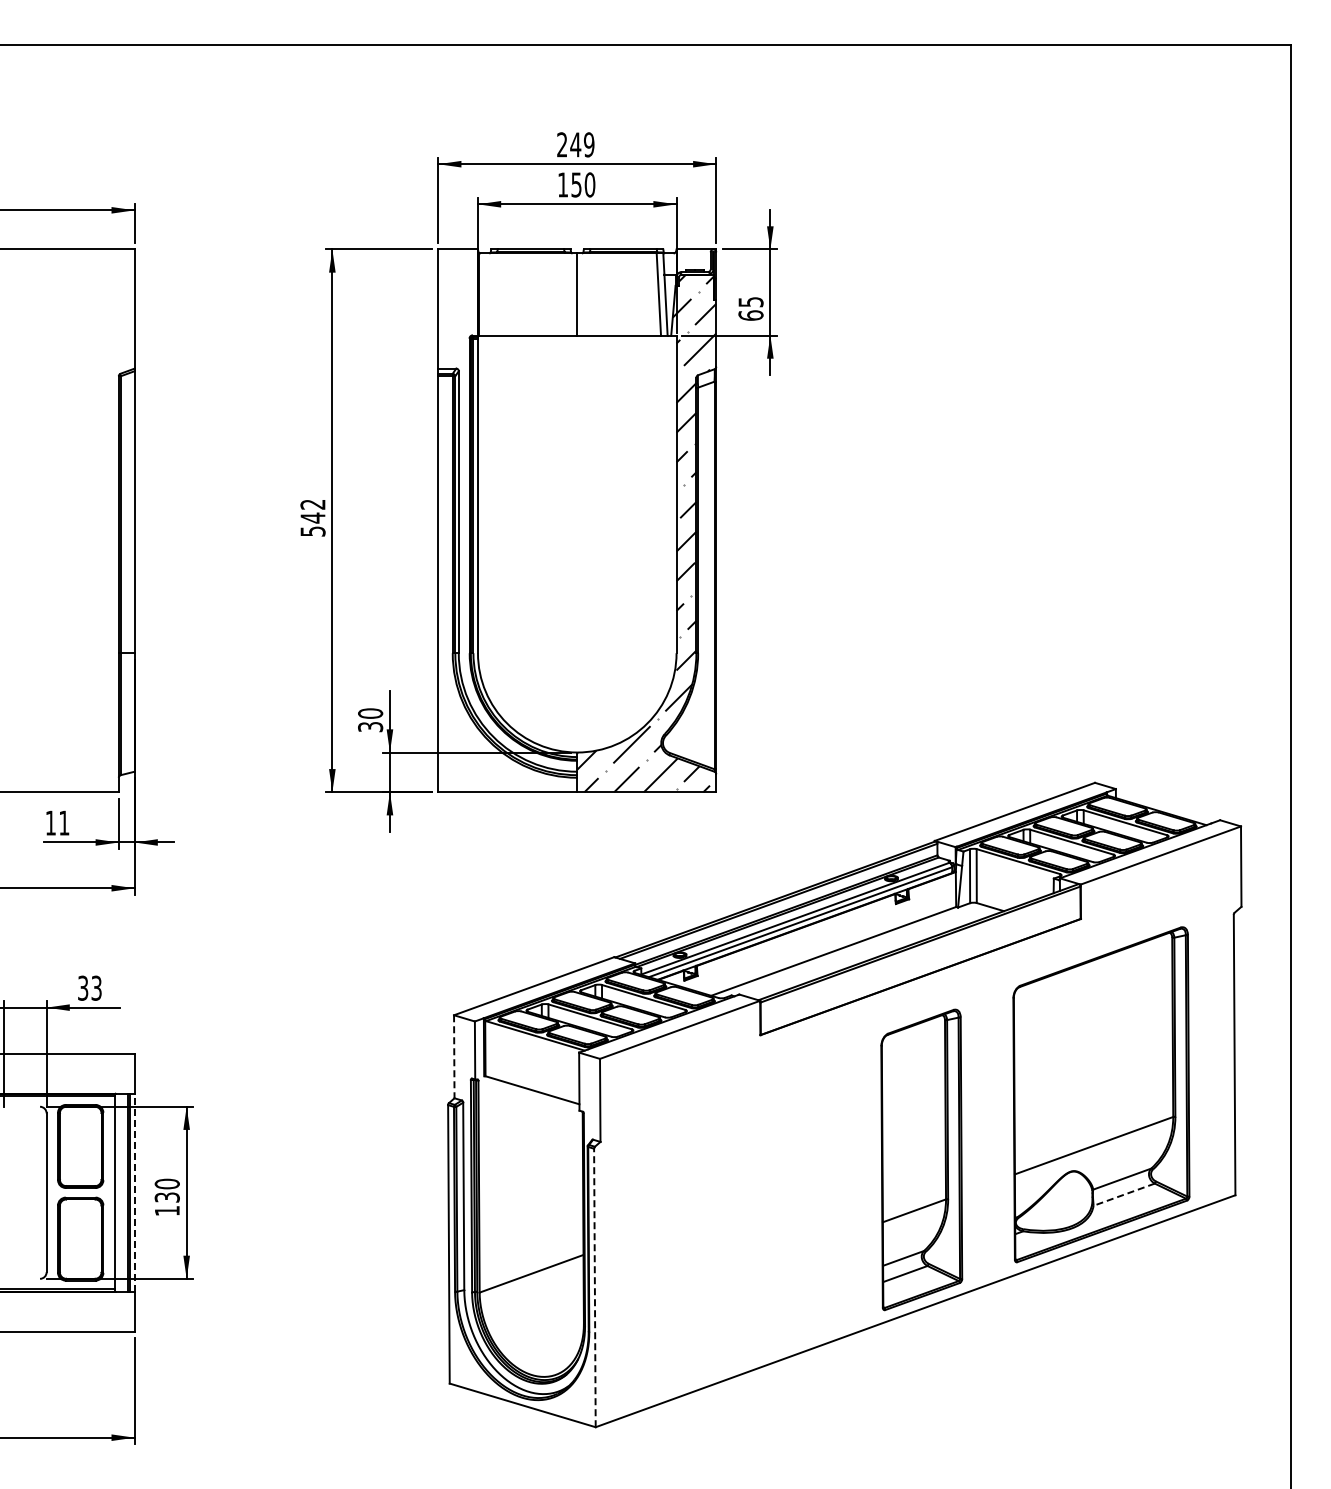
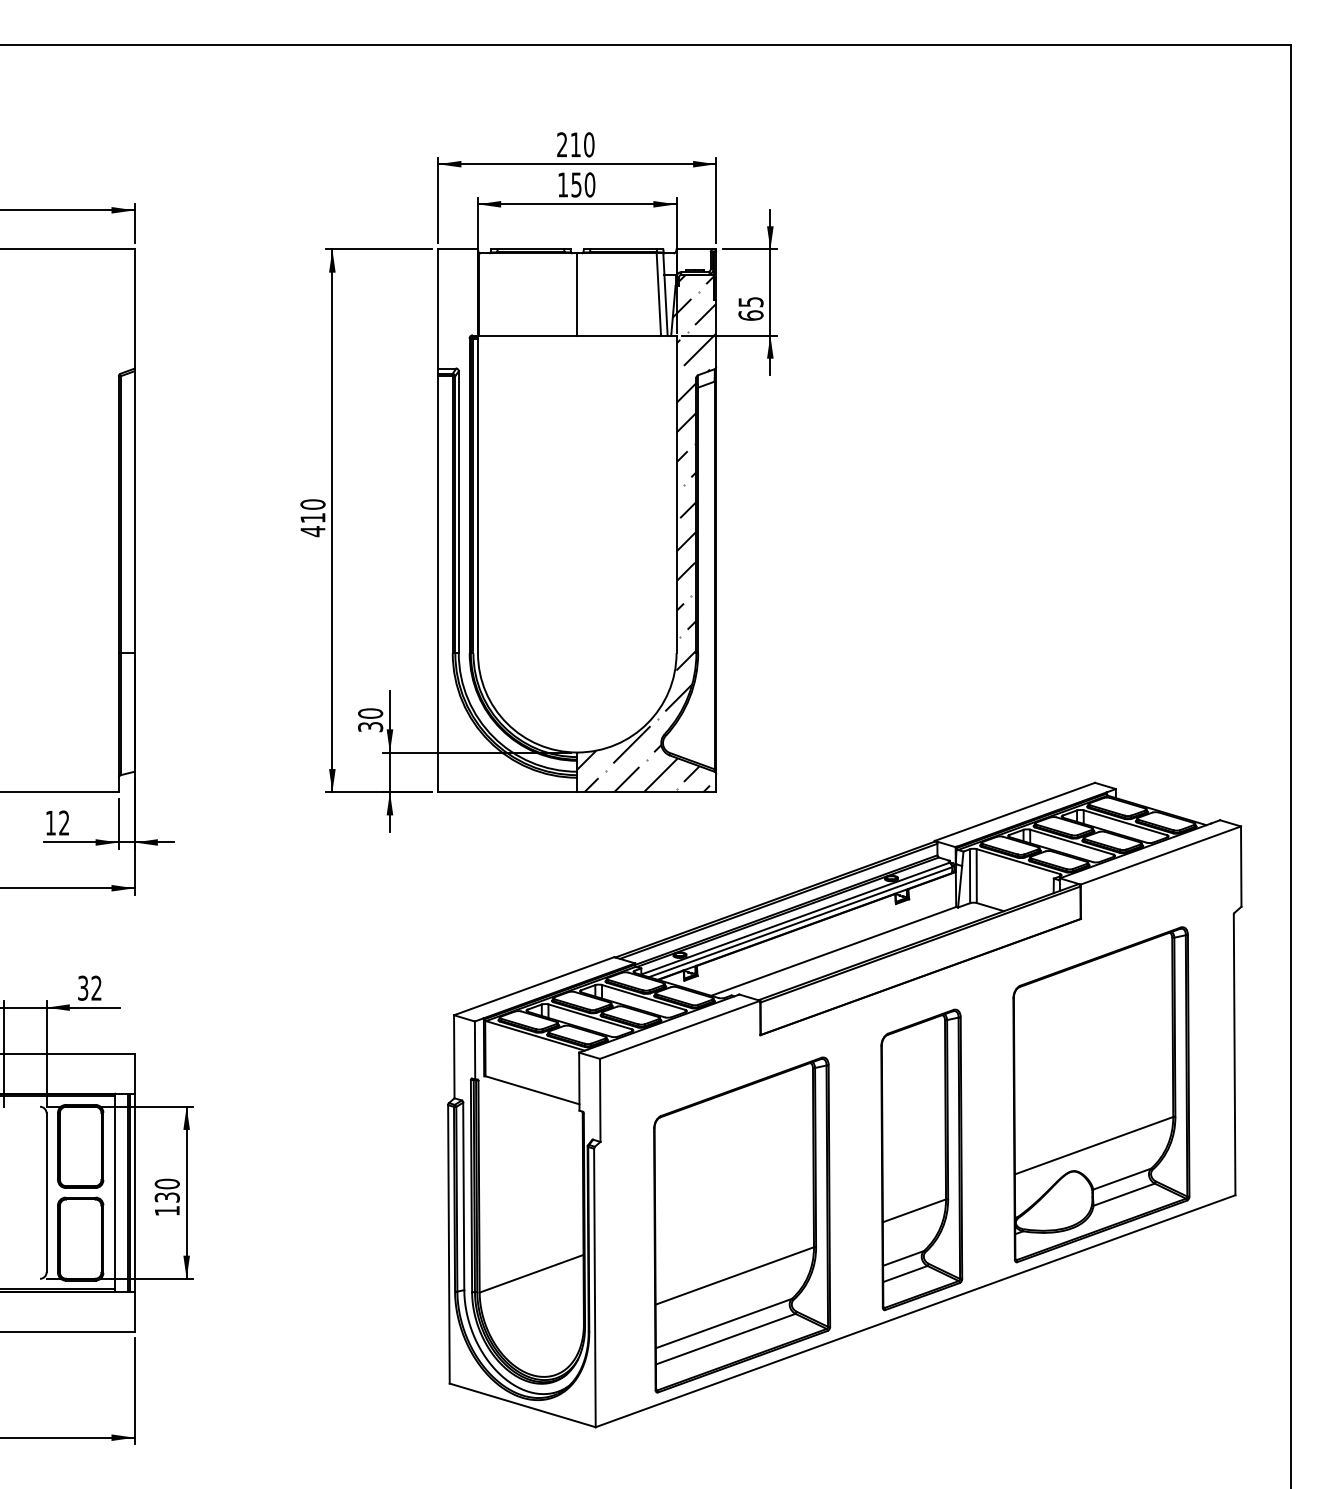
text: 249 -> 210 (582, 144)
text: 542 -> 410 (312, 518)
text: 11 -> 12 (64, 822)
text: 33 -> 32 (96, 988)
line: dashed -> solid (454, 1056)
line: dashed -> solid (134, 1192)
line: dashed -> solid (1124, 1194)
part: none -> present (742, 1224)
line: dashed -> solid (594, 1287)
